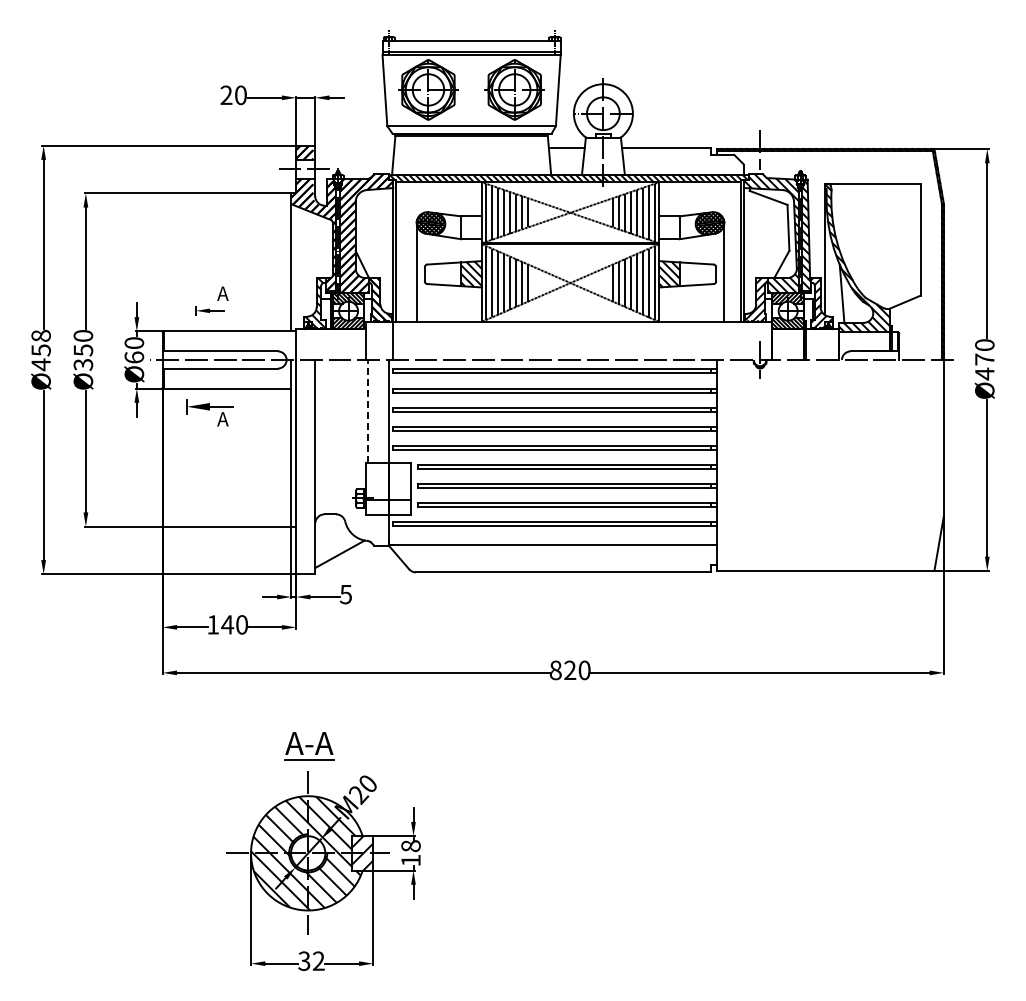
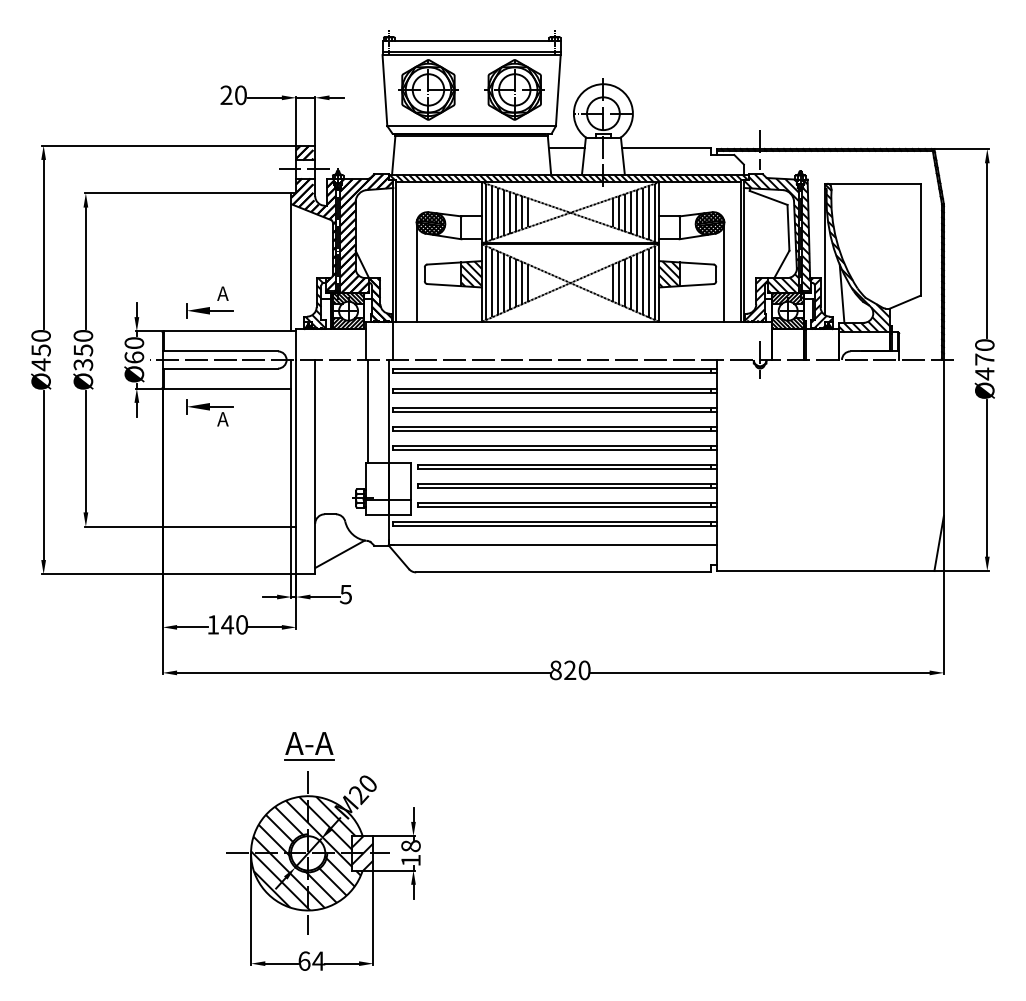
part size: 30x10 px -> 48x16 px (209, 310)
text: Ø458 -> Ø450 (41, 335)
line: dashed -> solid (367, 410)
text: 32 -> 64 (311, 960)
